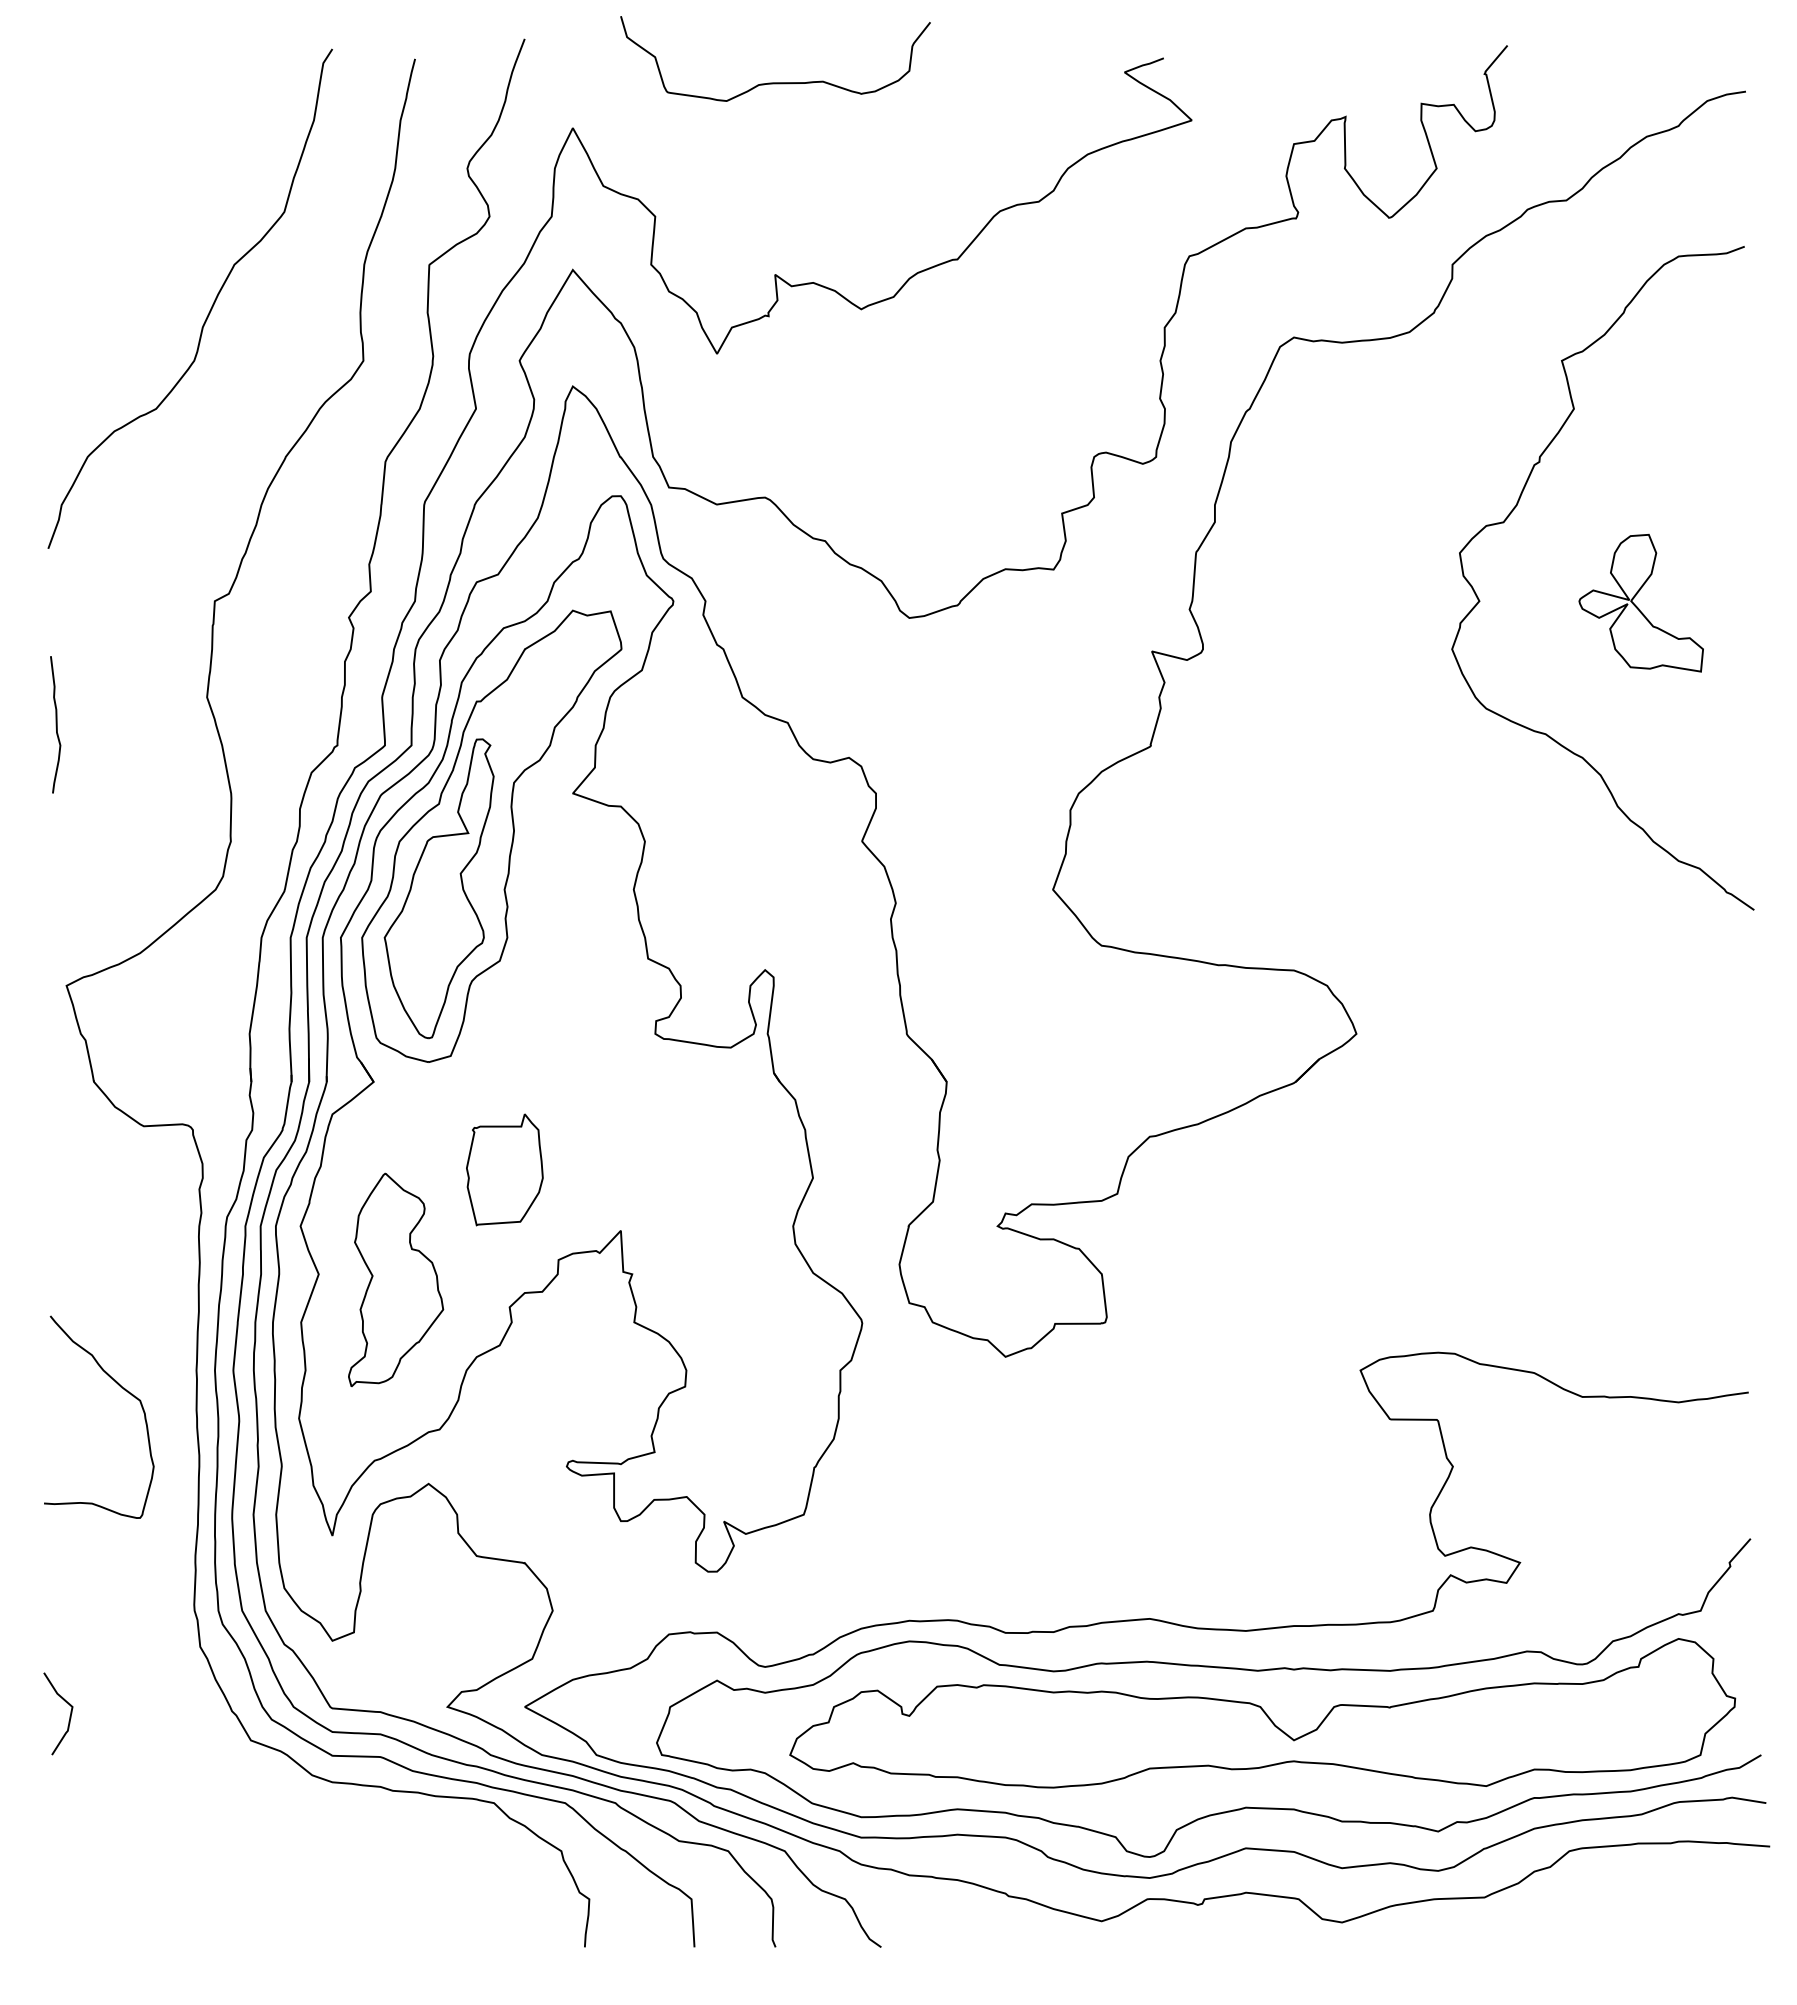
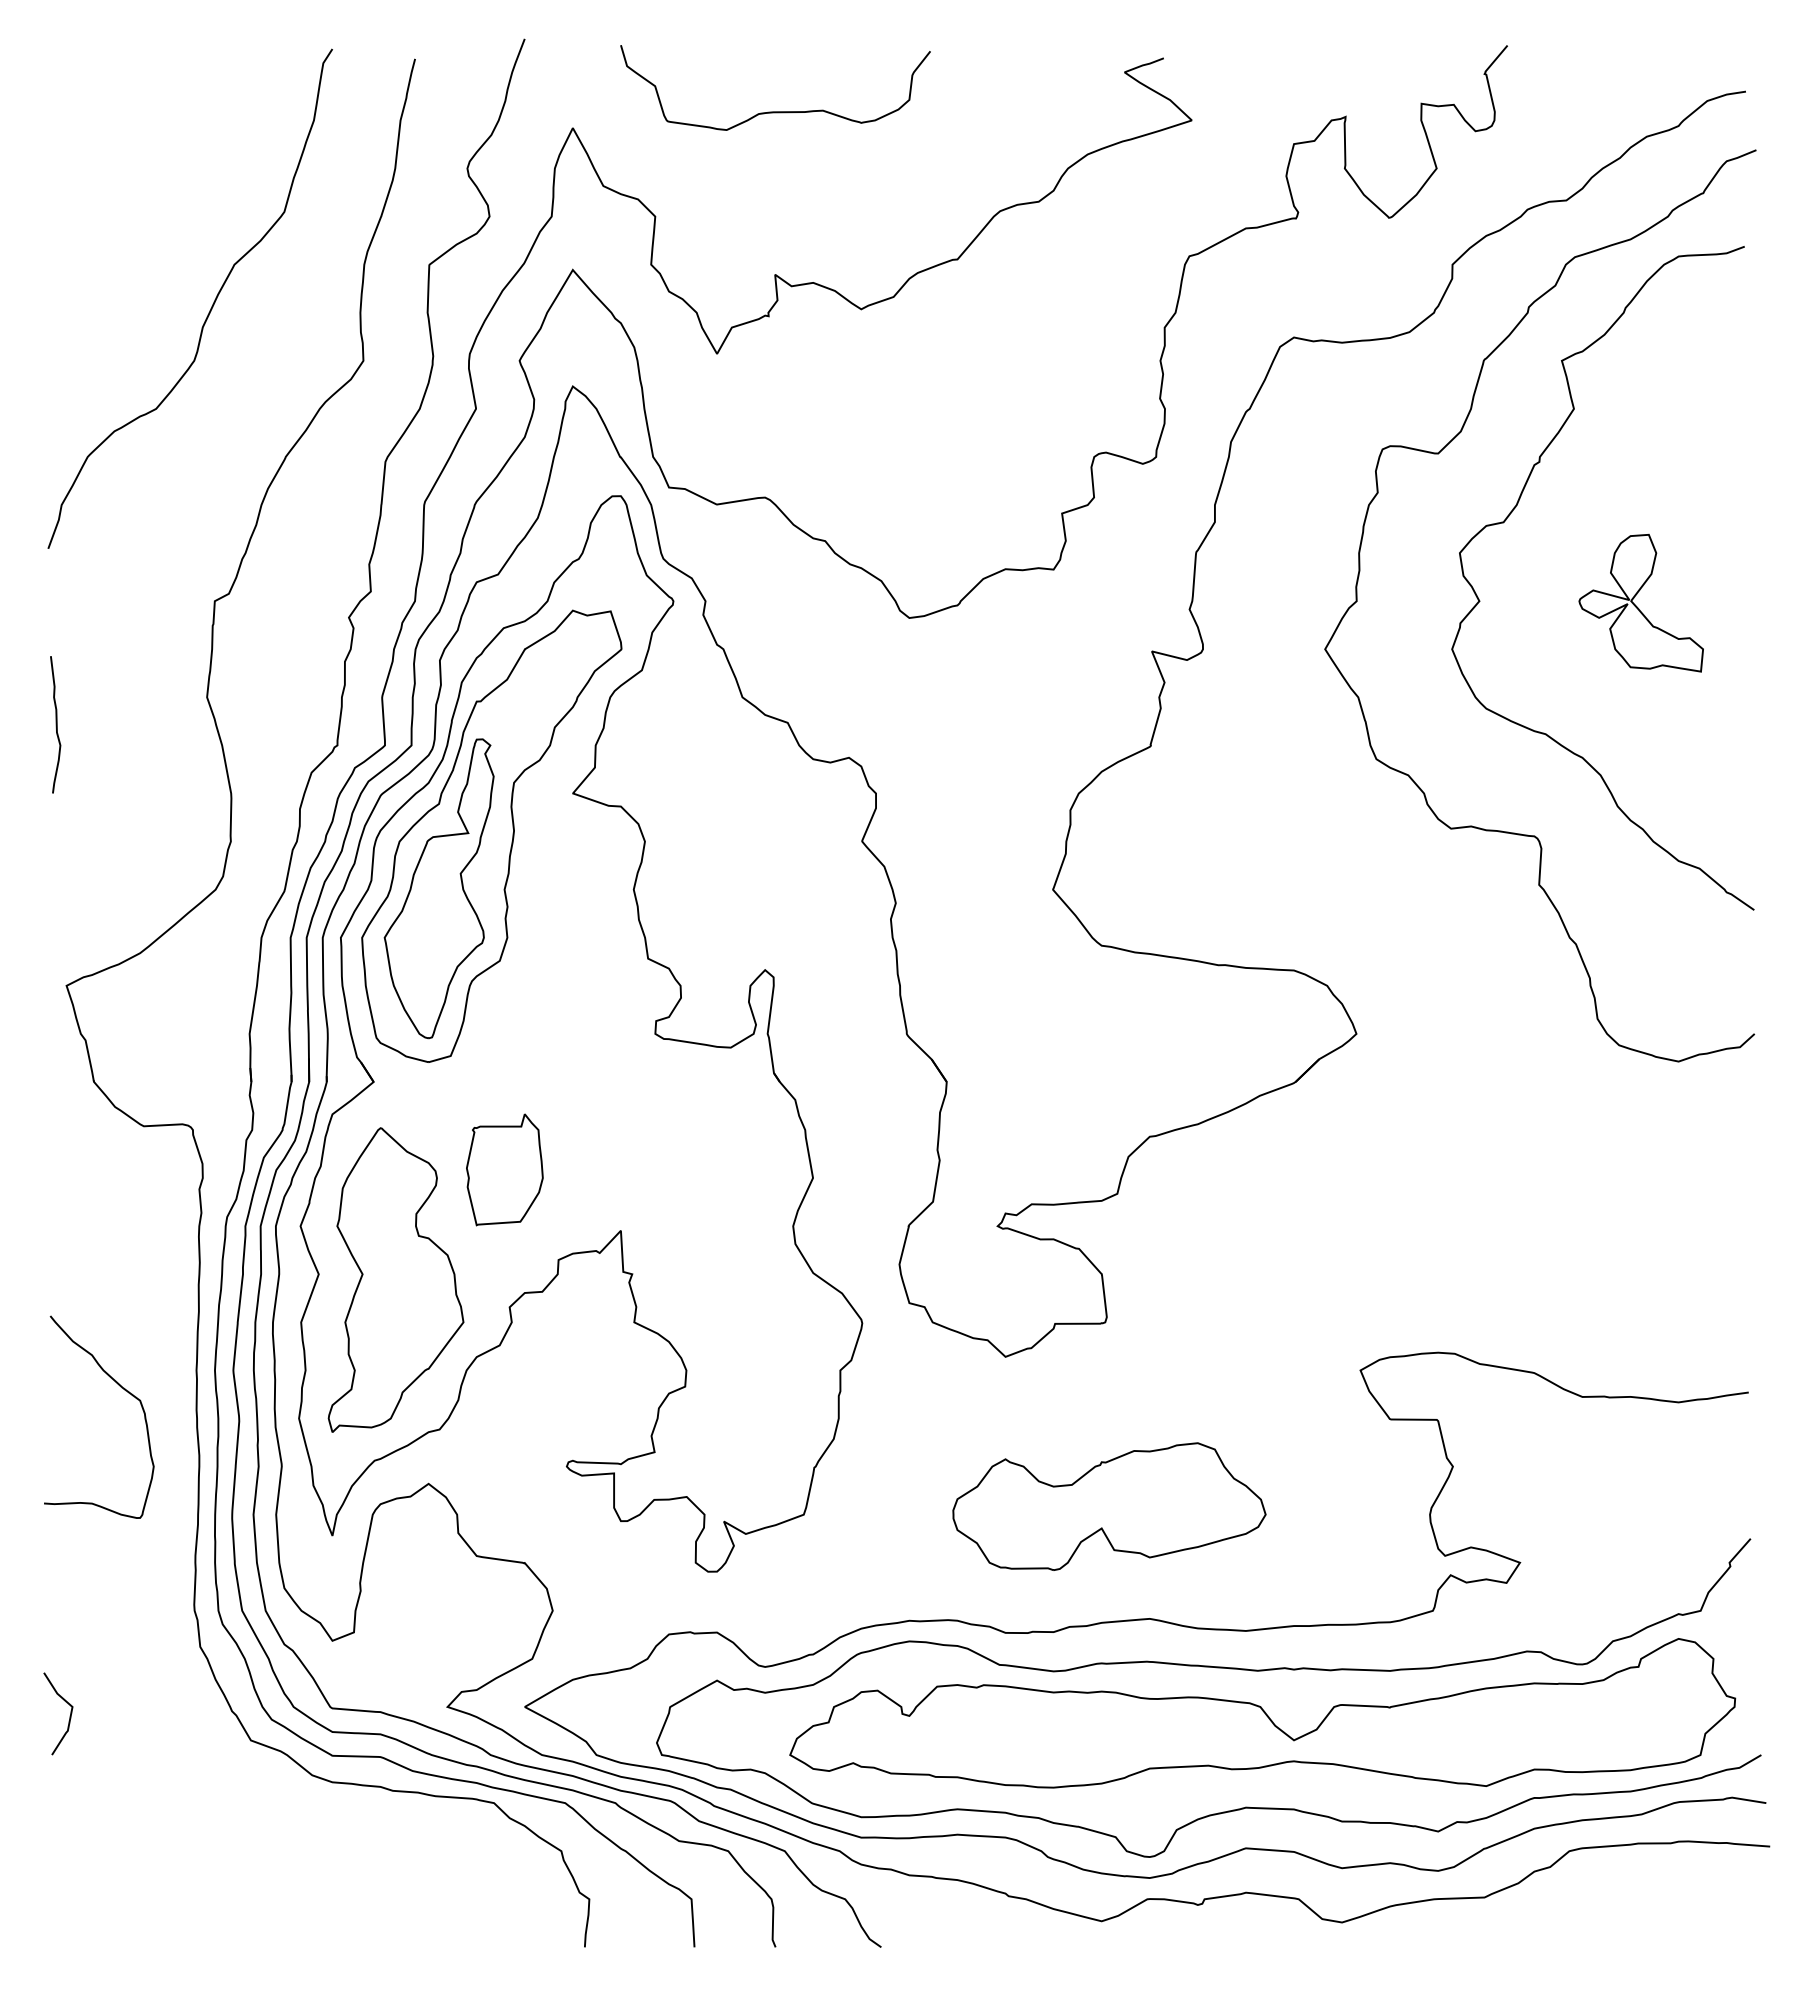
curve position: (775, 82) -> (775, 111) (775, 111)
curve: none -> present (1438, 454)
part size: 97x216 px -> 138x306 px (395, 1279)
part: none -> present (1109, 1506)
